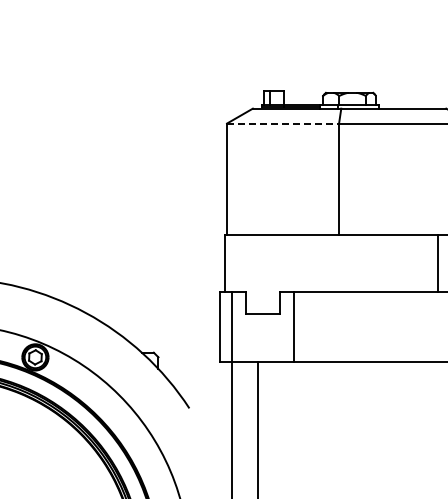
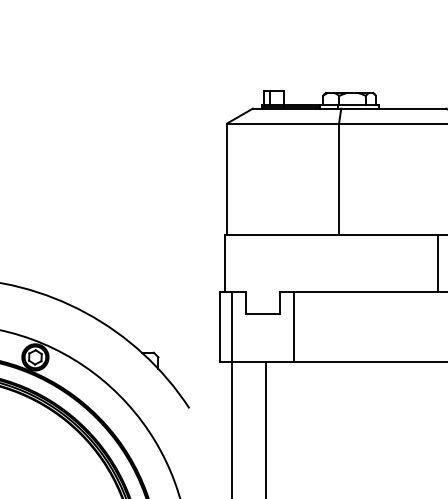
line: dashed -> solid (283, 123)
line position: (258, 428) -> (266, 428) (266, 428)
